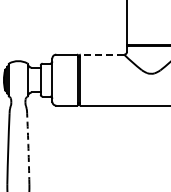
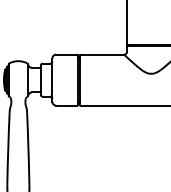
line: dashed -> solid (102, 54)
arc: dashed -> solid (28, 148)
